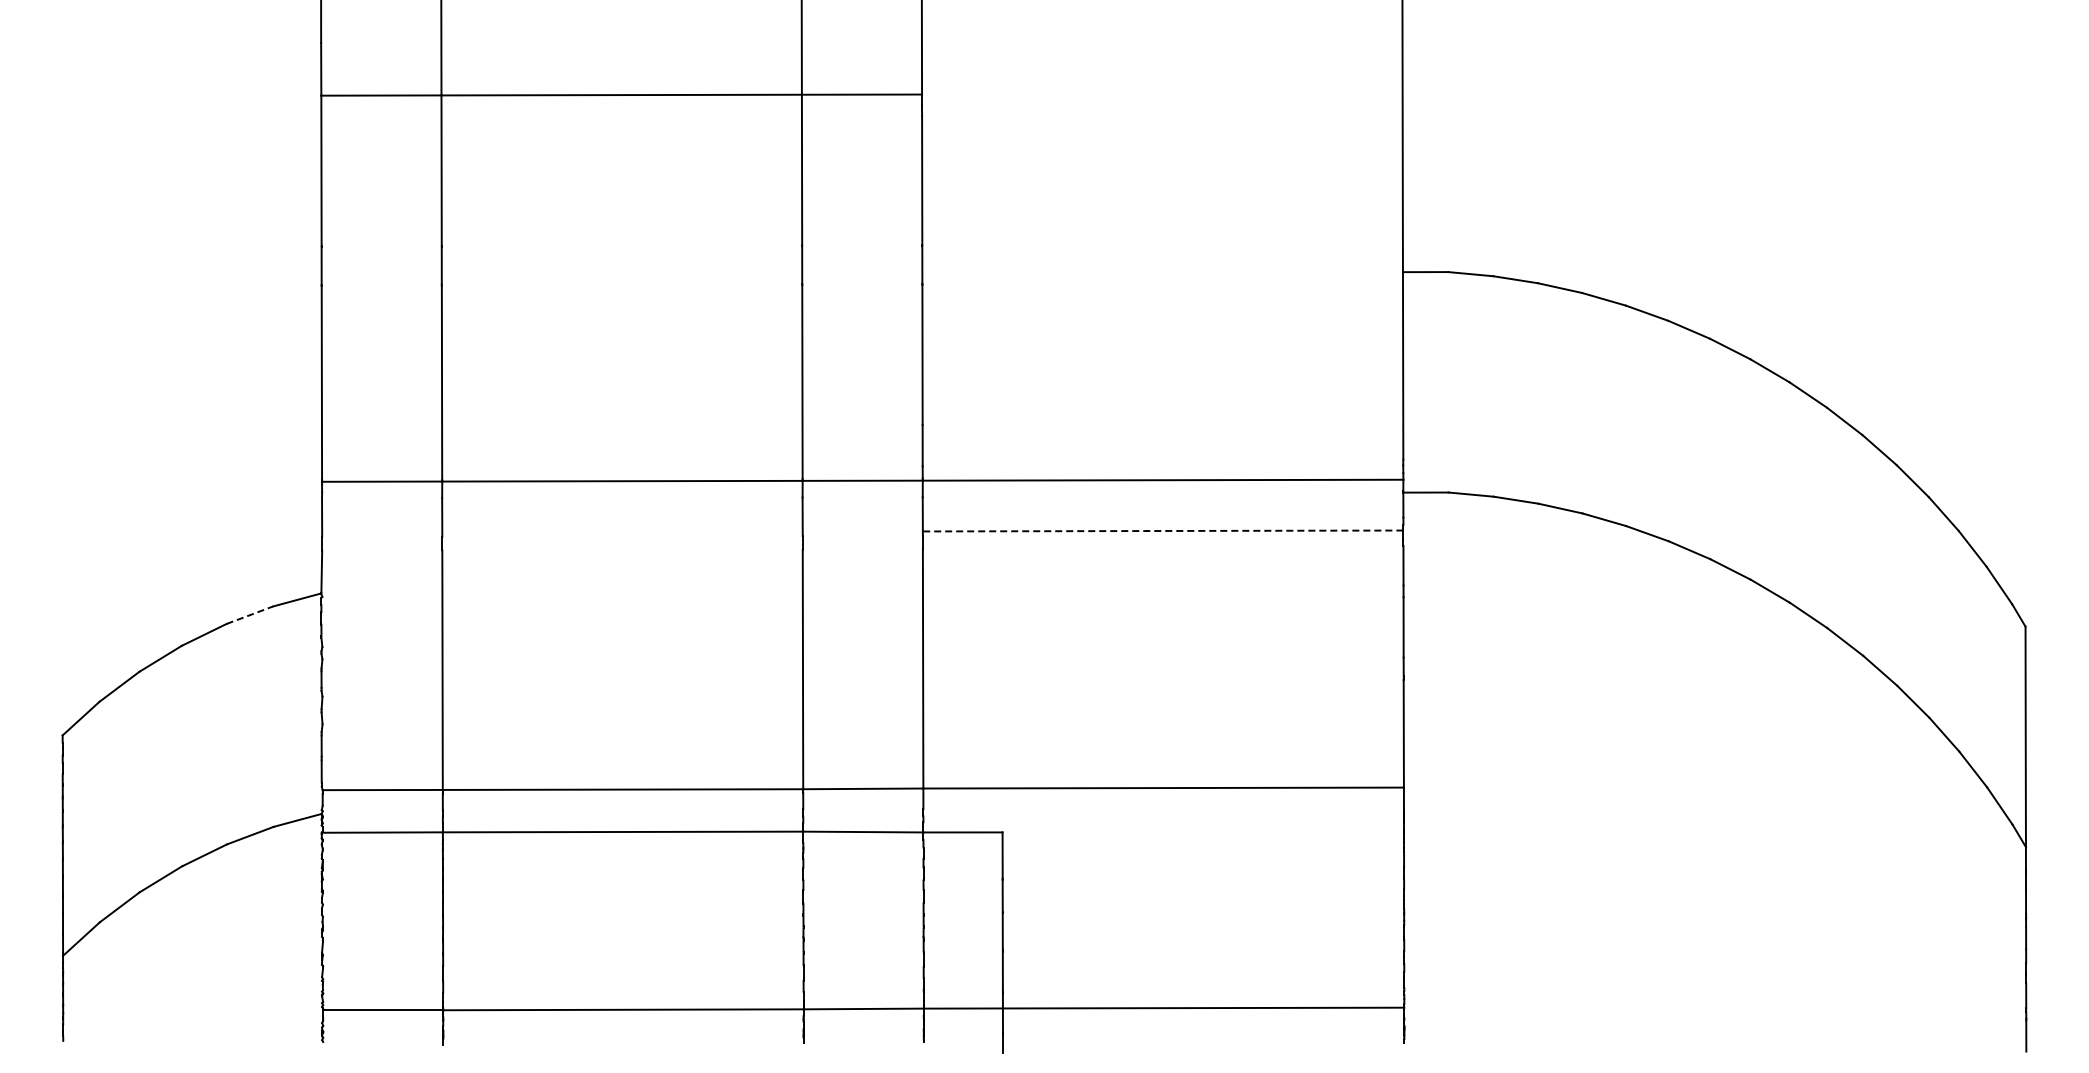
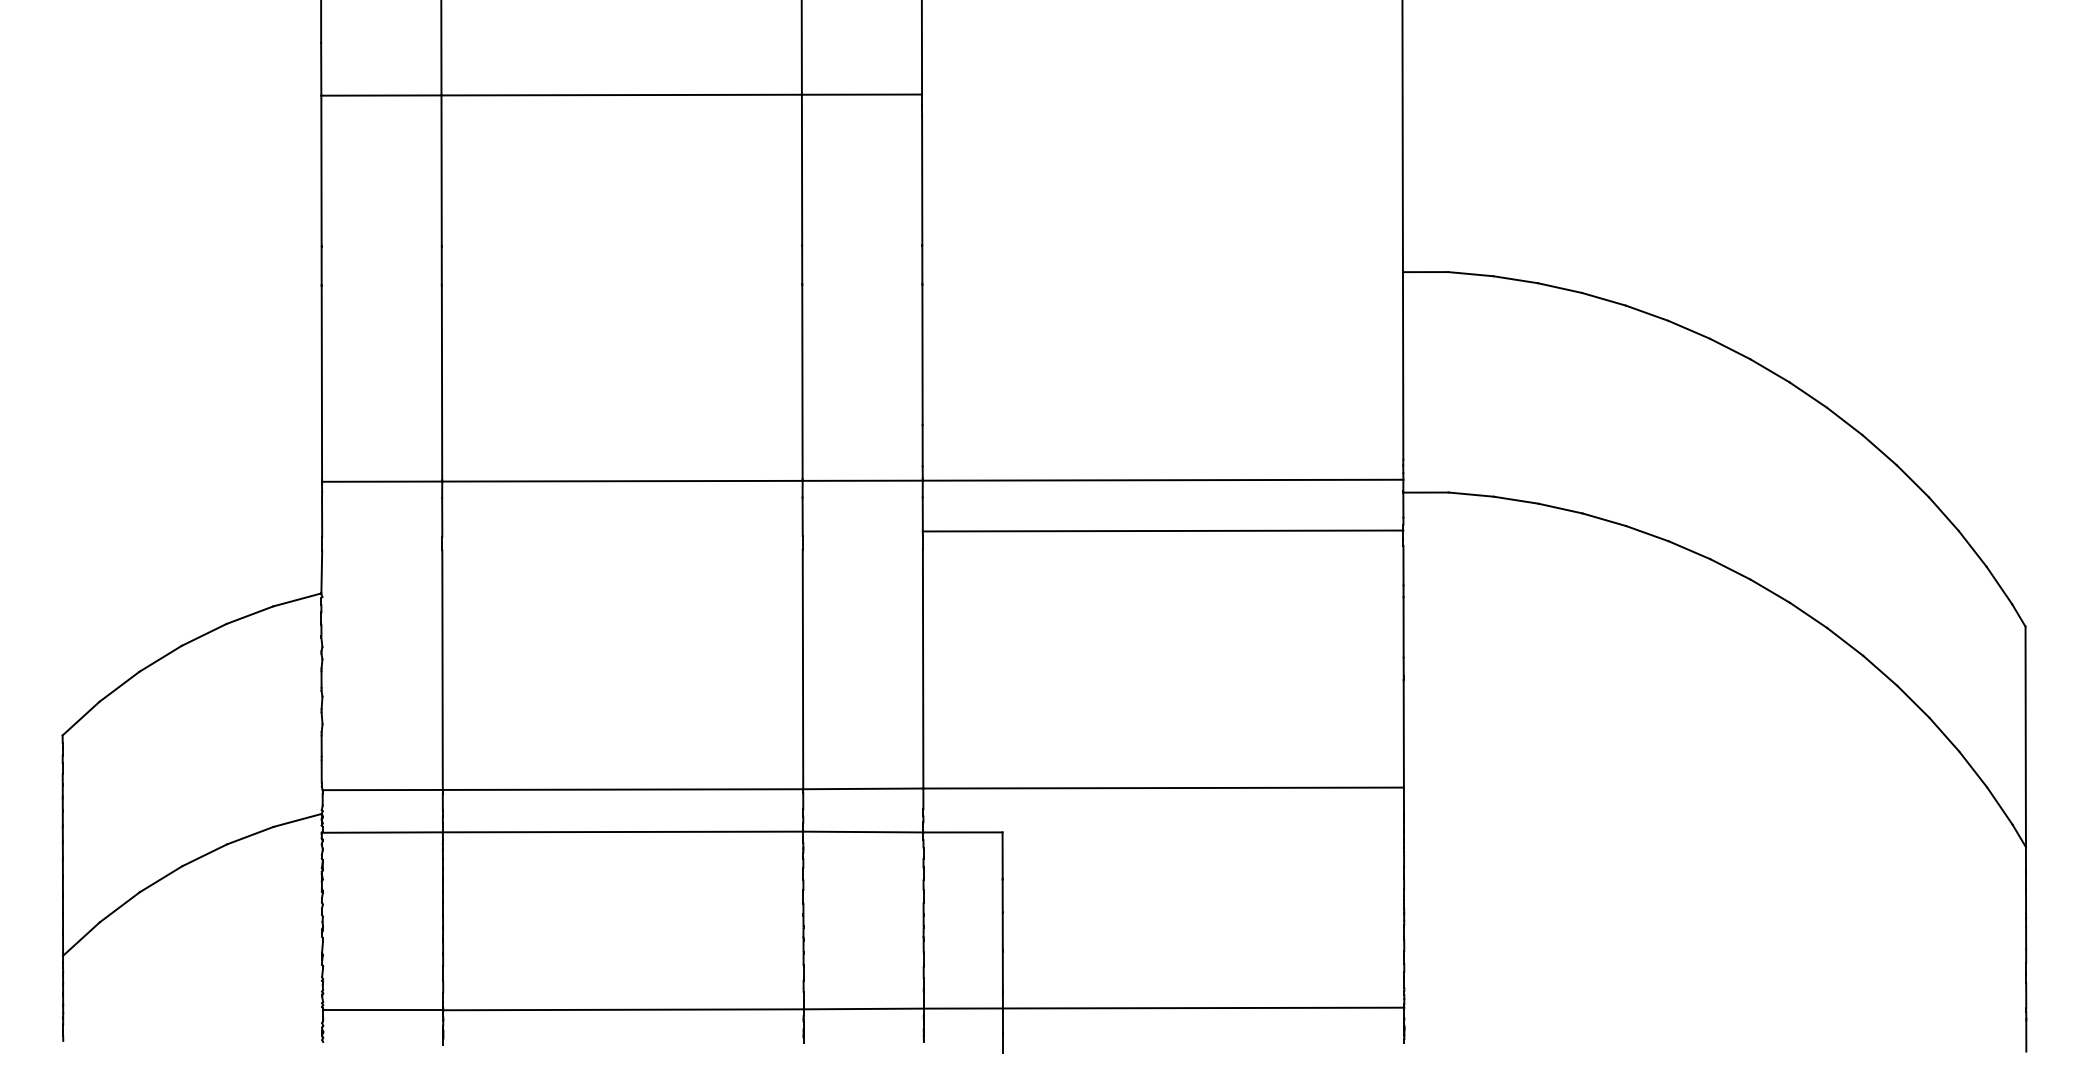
line: dashed -> solid (1162, 531)
line: dashed -> solid (249, 615)
